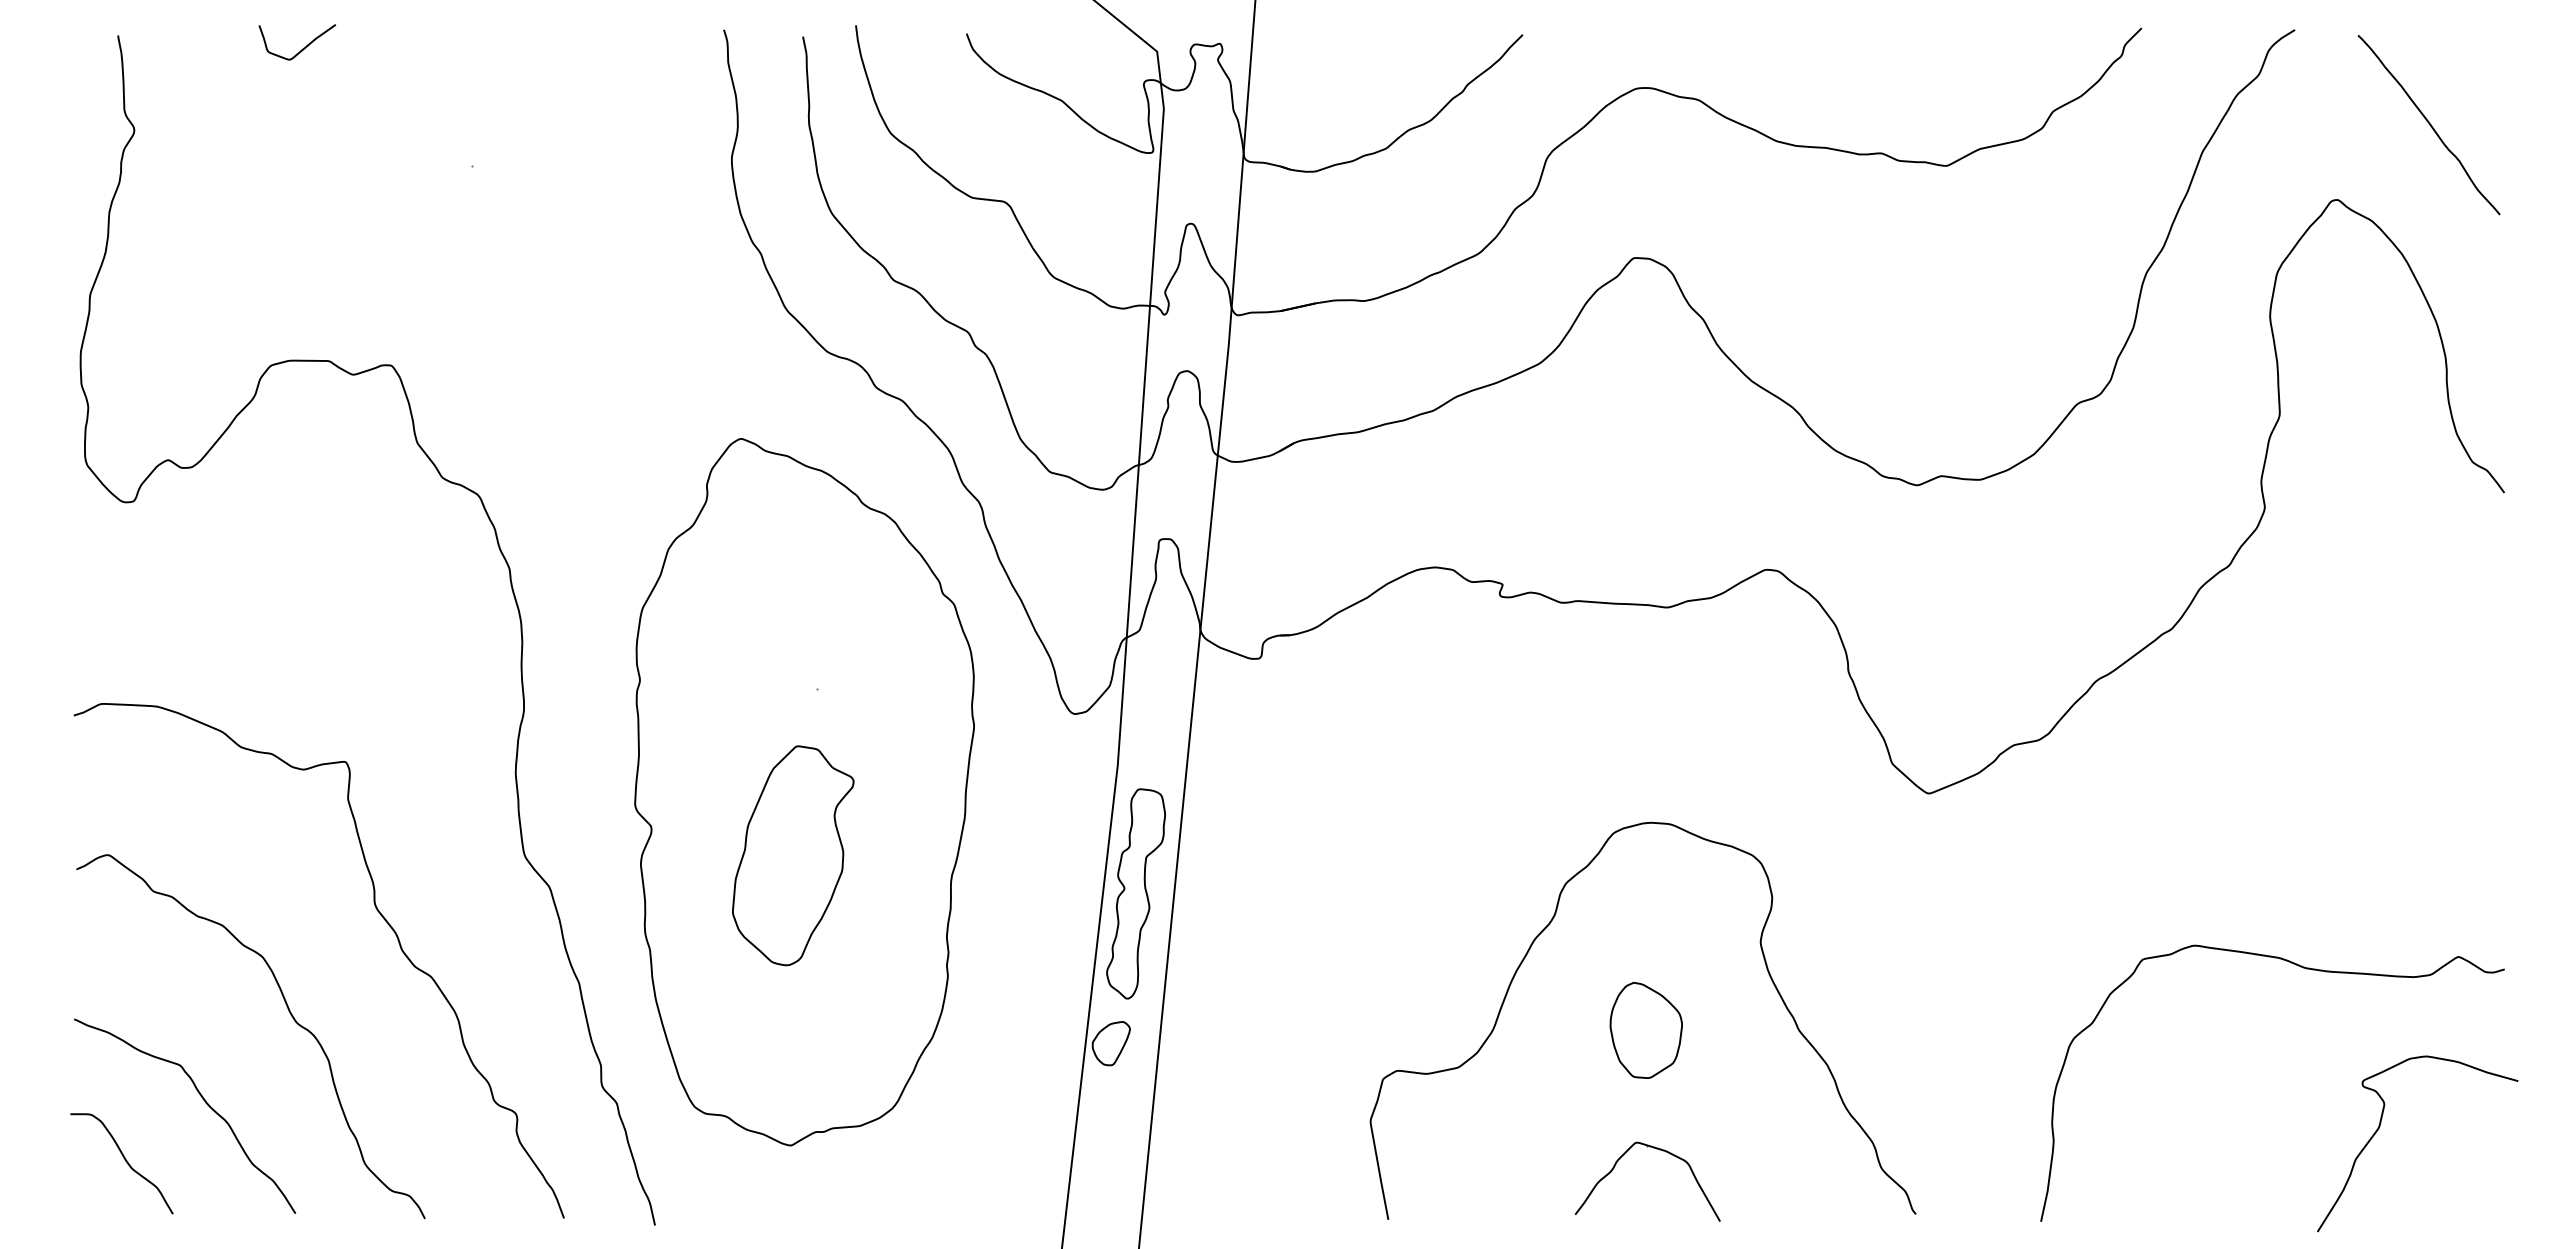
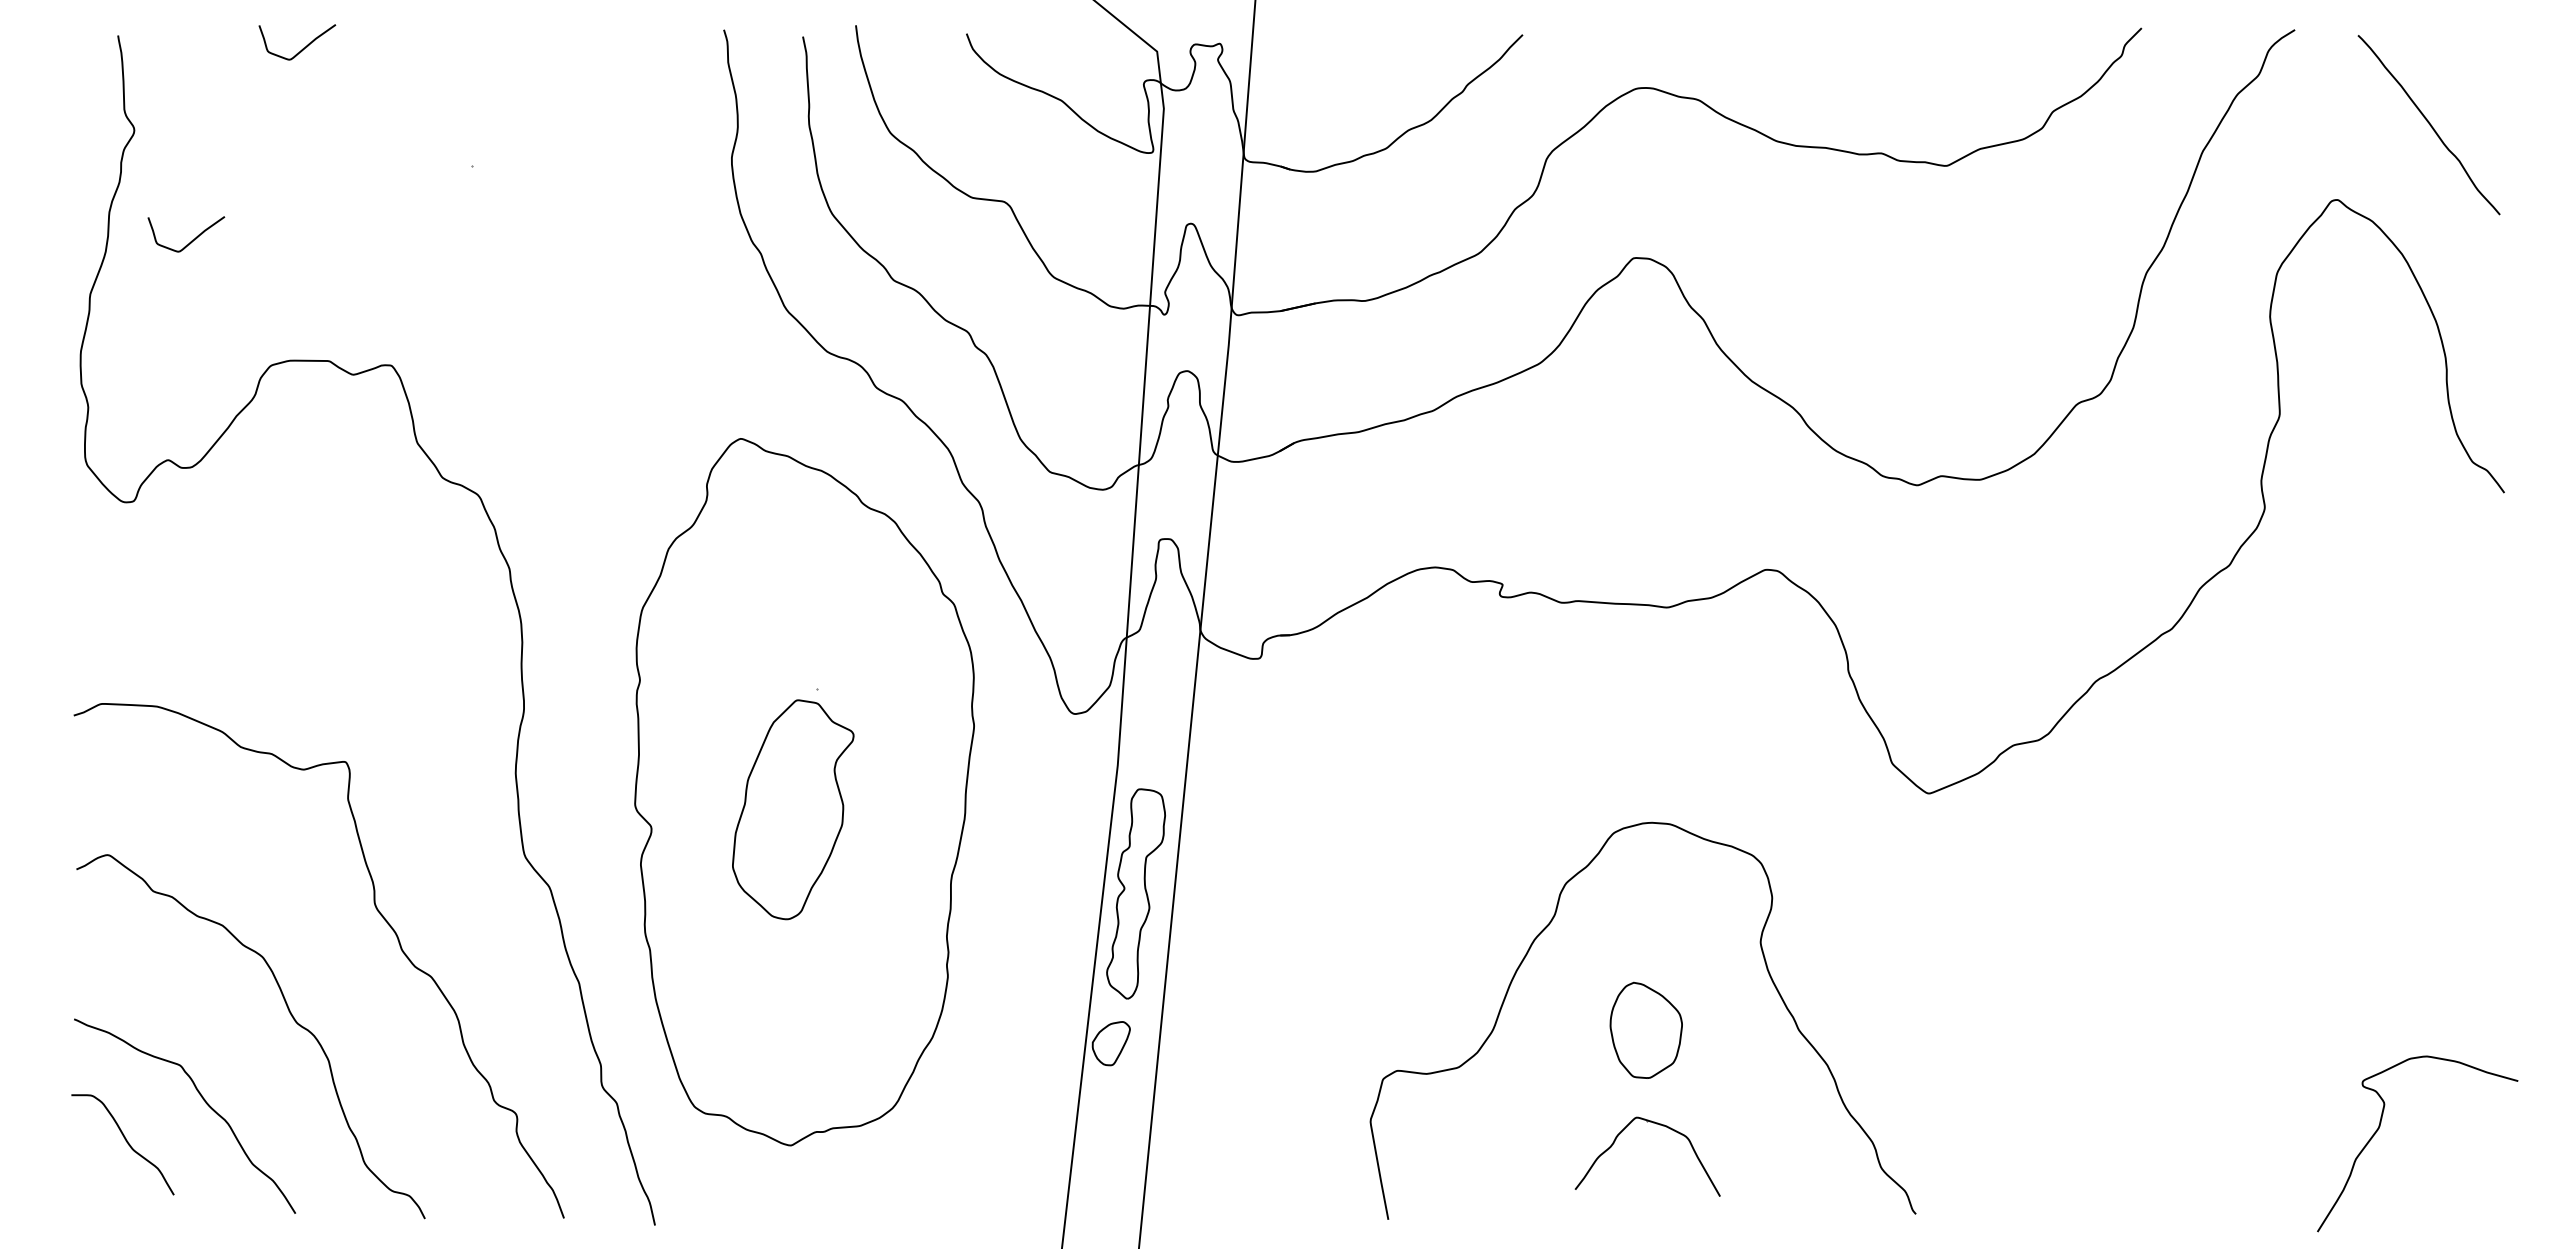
curve: none -> present (192, 239)
part position: (793, 855) -> (793, 809) (793, 809)
curve: present -> none (2306, 969)
part position: (1656, 1149) -> (1656, 1124) (1656, 1124)
curve position: (124, 1160) -> (125, 1141) (125, 1141)
